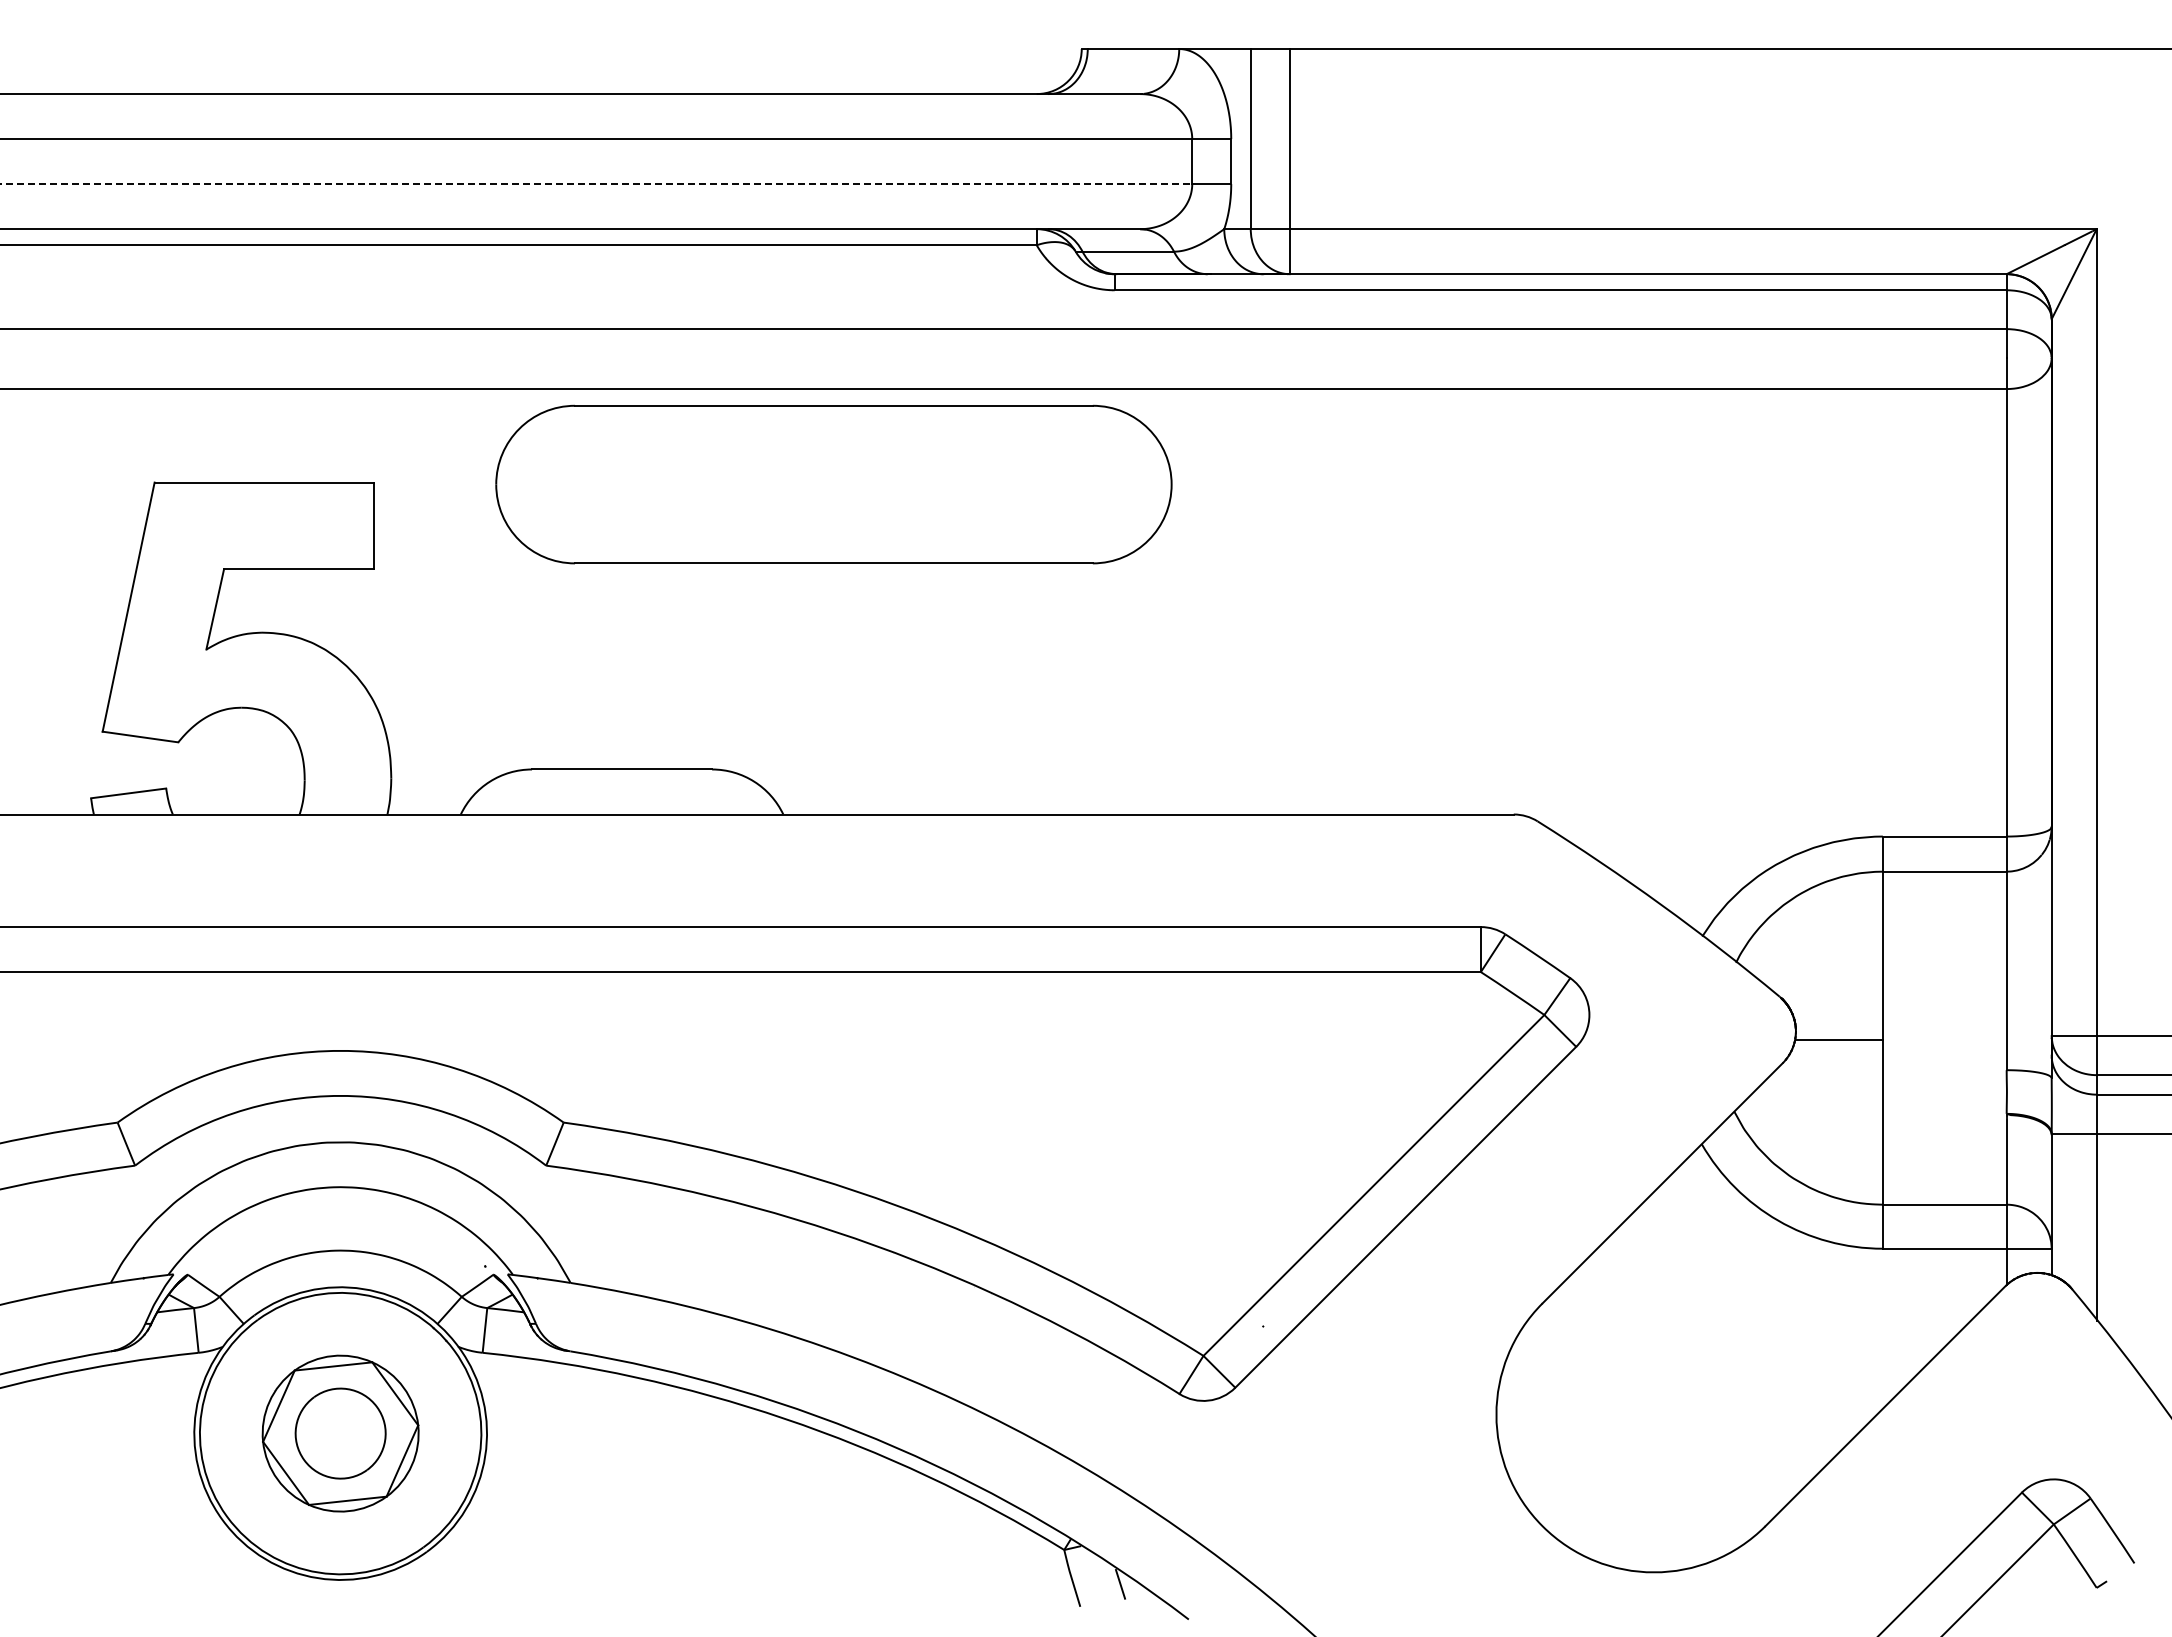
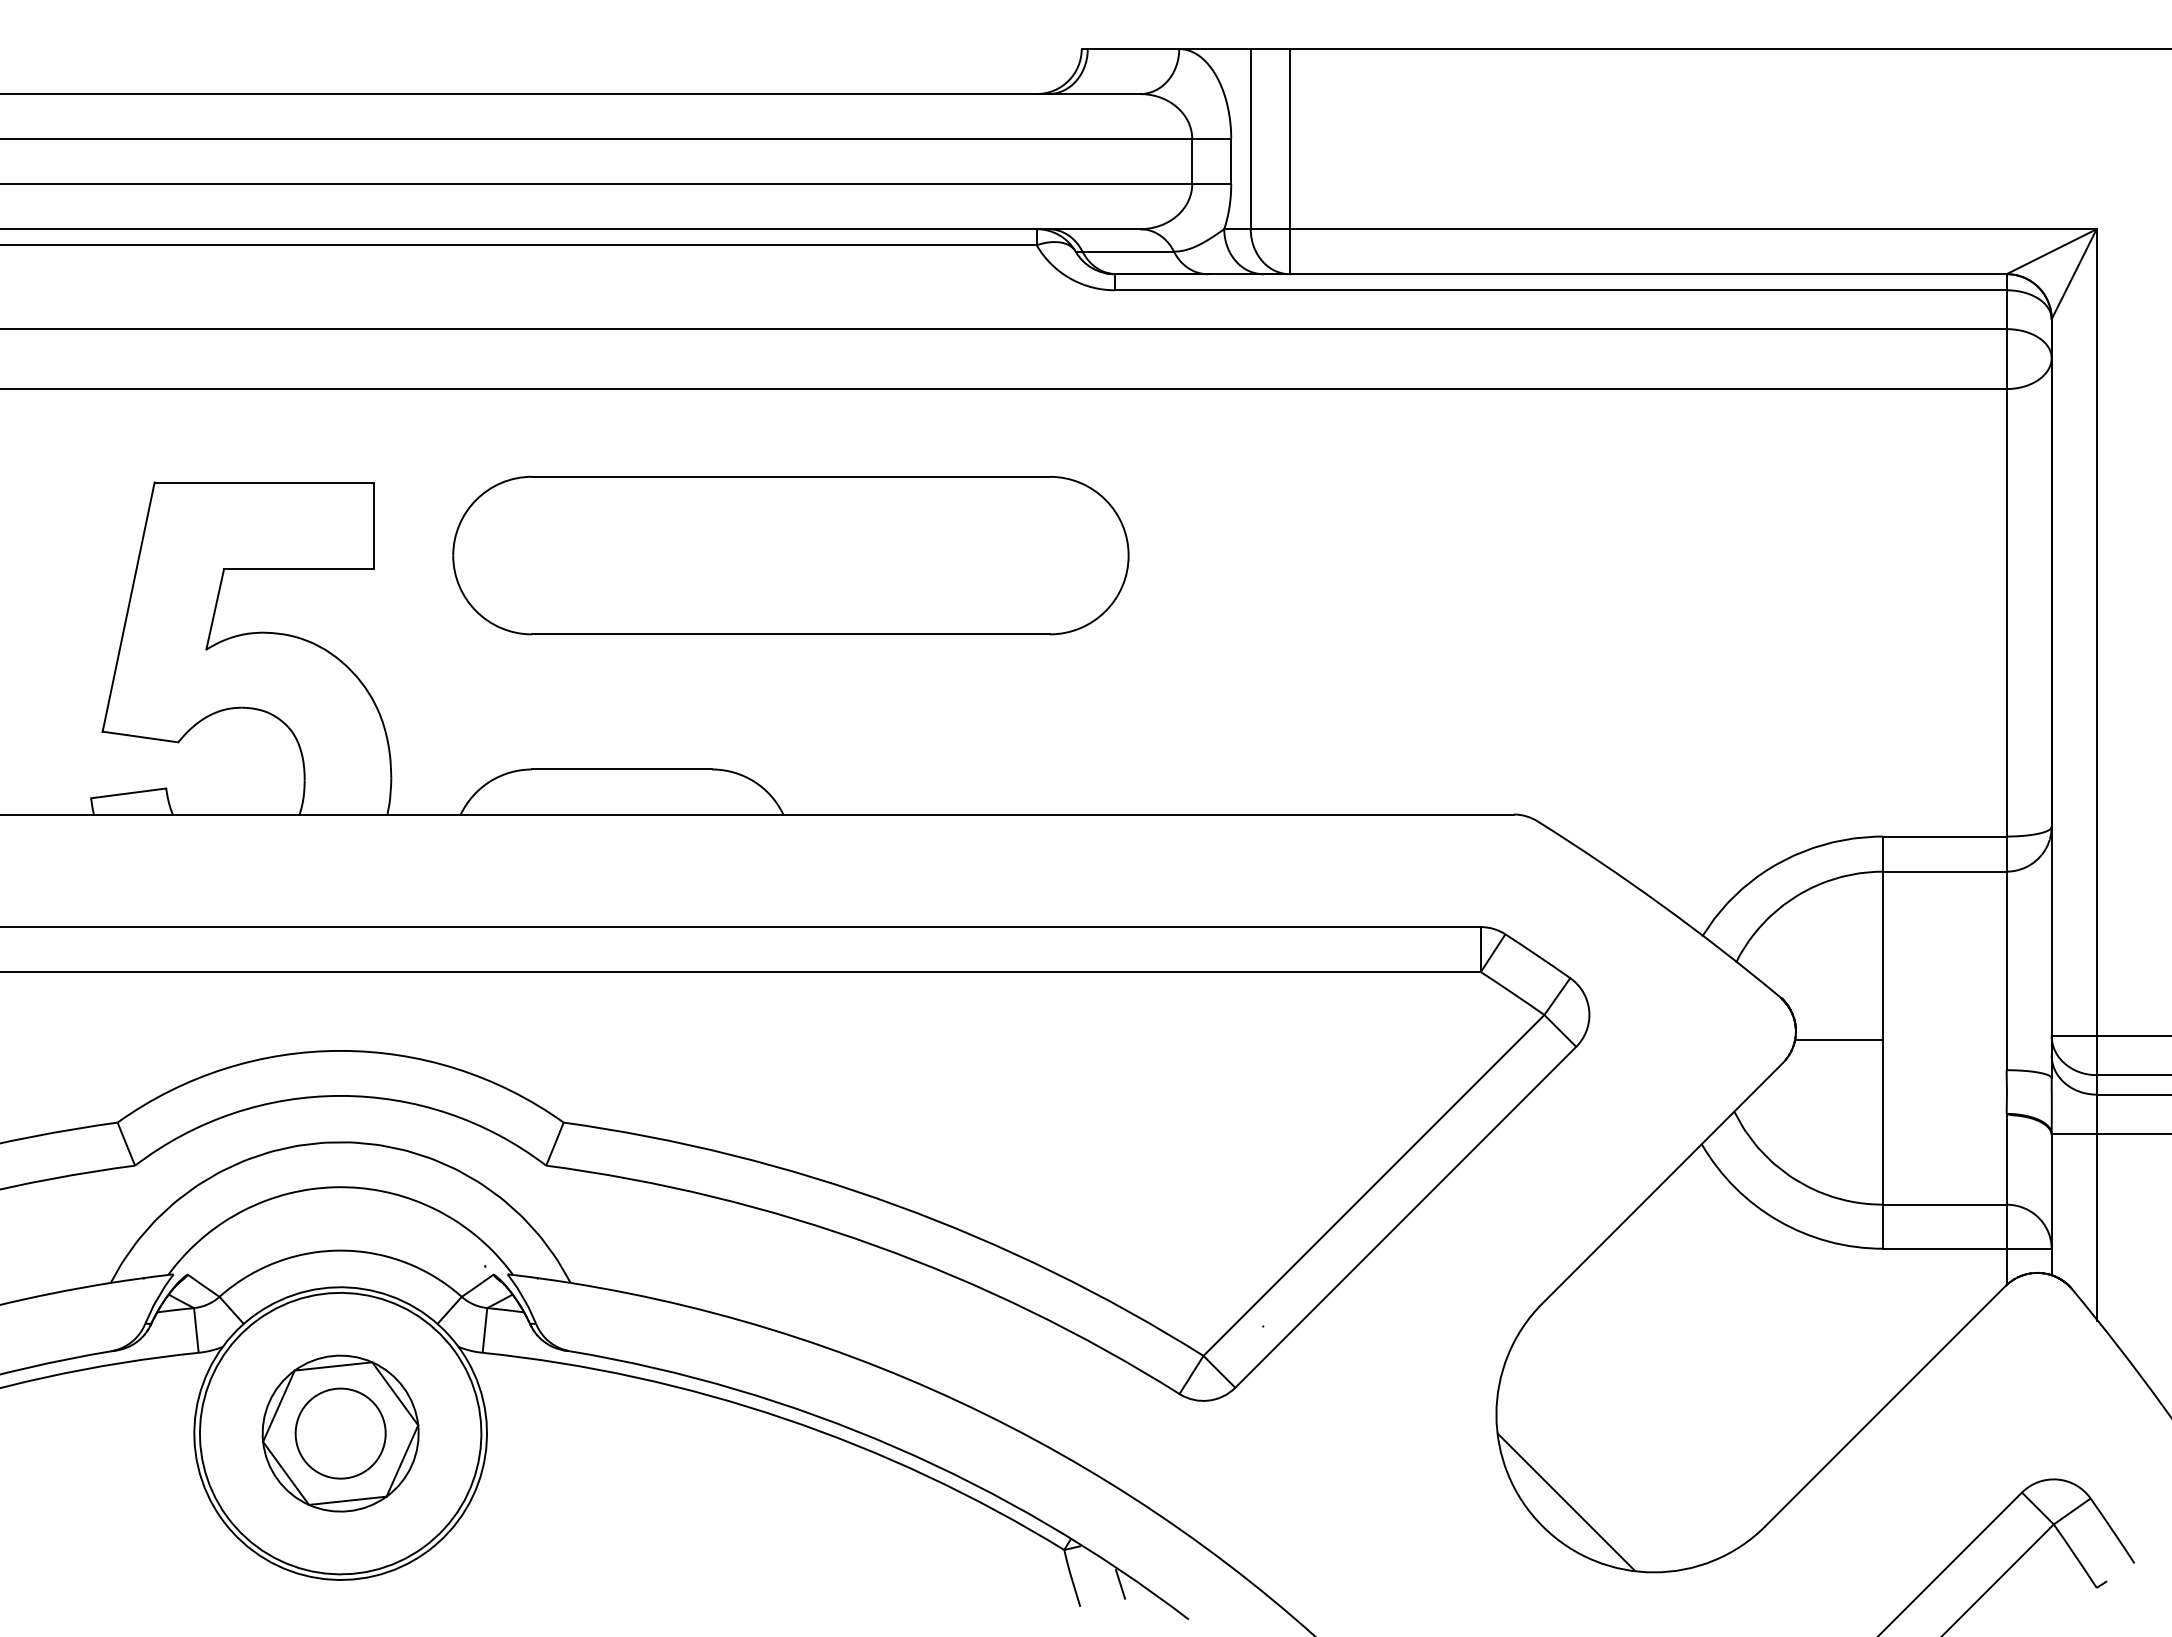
line: dashed -> solid (596, 184)
part position: (833, 484) -> (790, 555) (790, 555)
line: none -> present (1565, 1501)
